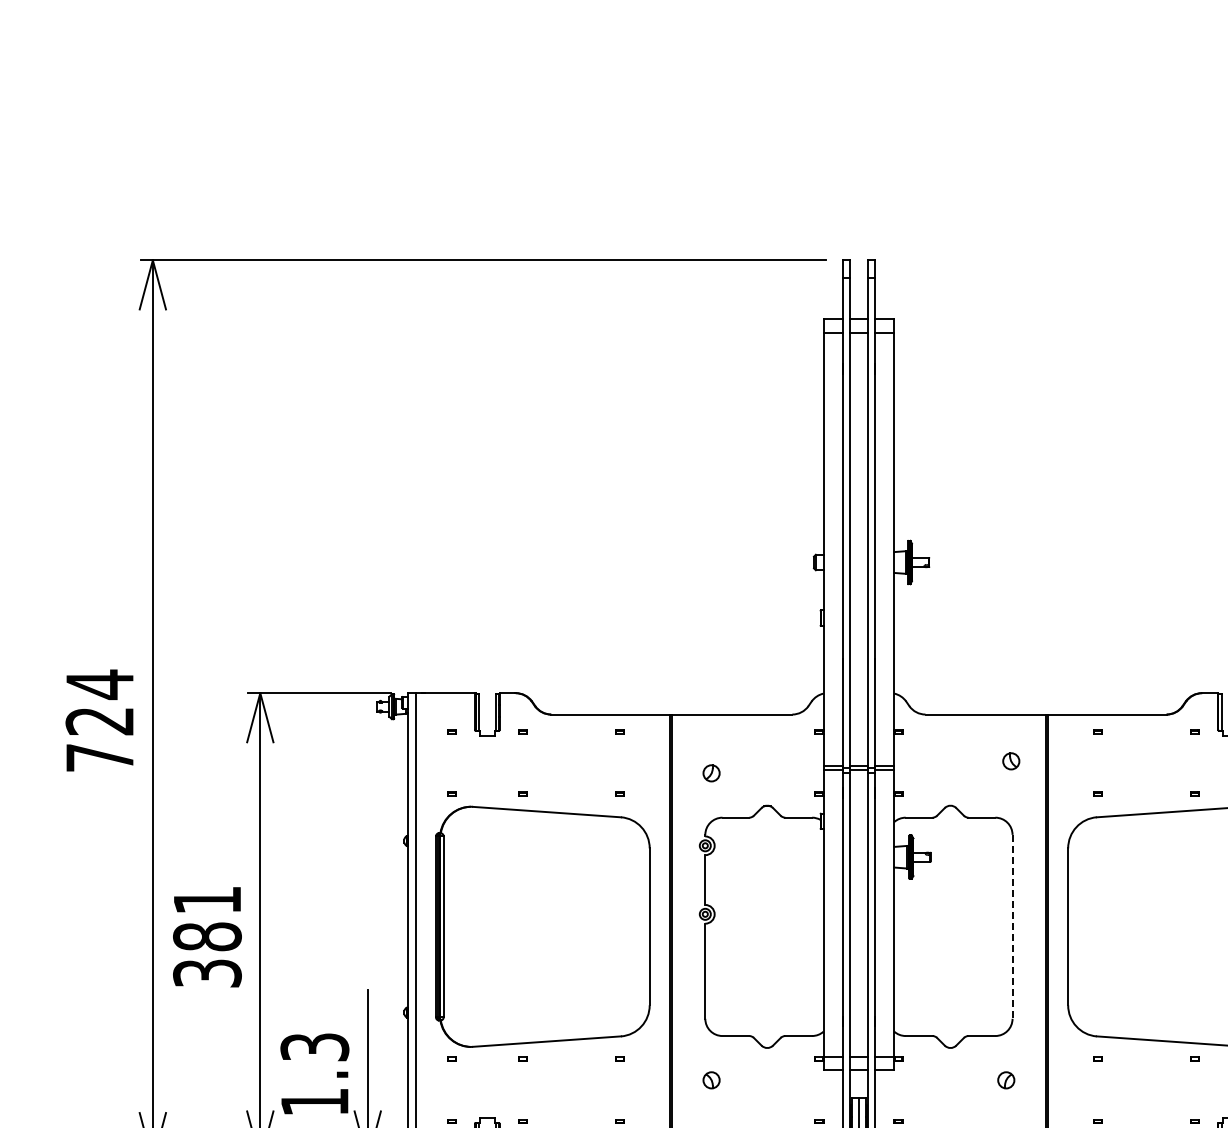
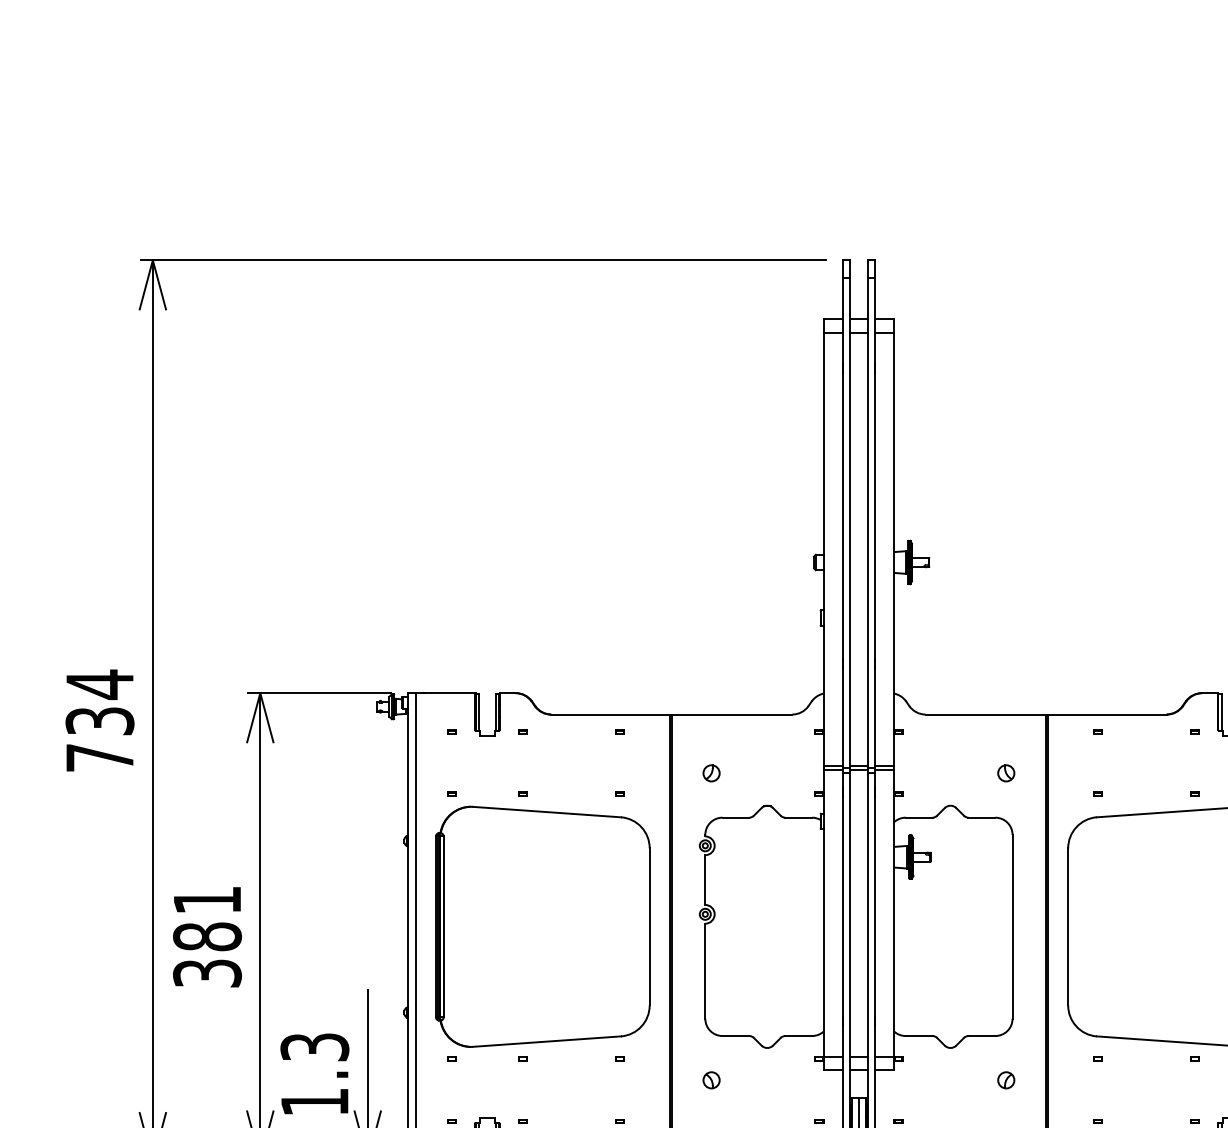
text: 724 -> 734 (99, 721)
part position: (1011, 761) -> (1006, 773) (1006, 773)
line: dashed -> solid (1012, 926)
